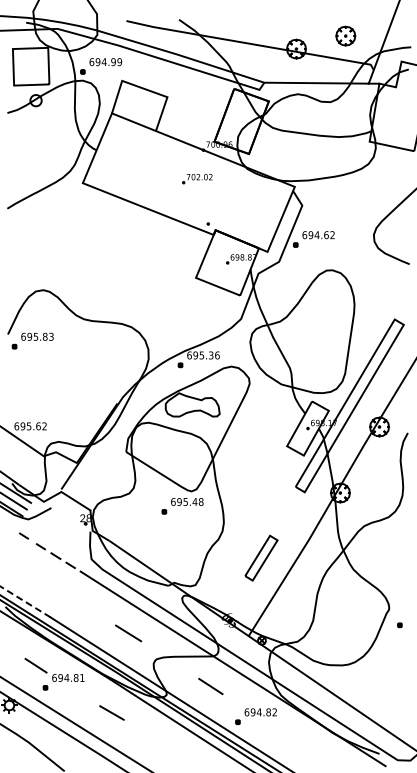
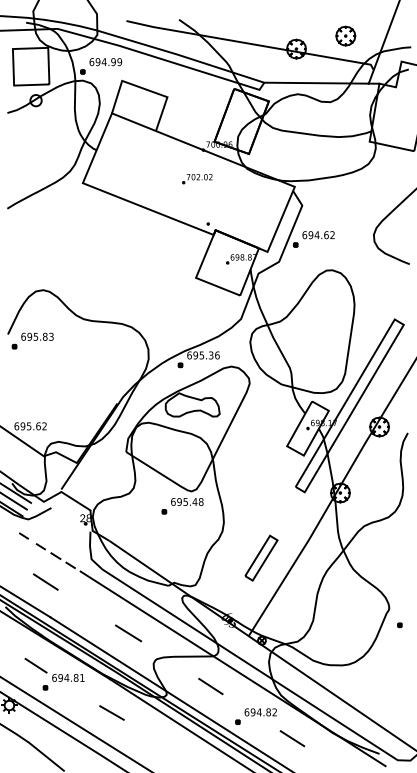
line: none -> present (45, 581)
line: dashed -> solid (25, 601)
line: none -> present (292, 738)
